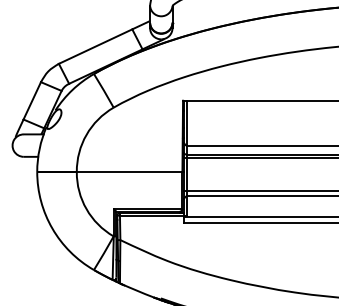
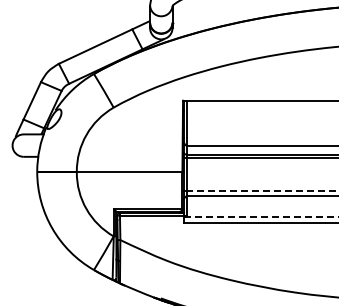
line: solid -> dashed (262, 191)
line: solid -> dashed (261, 216)
